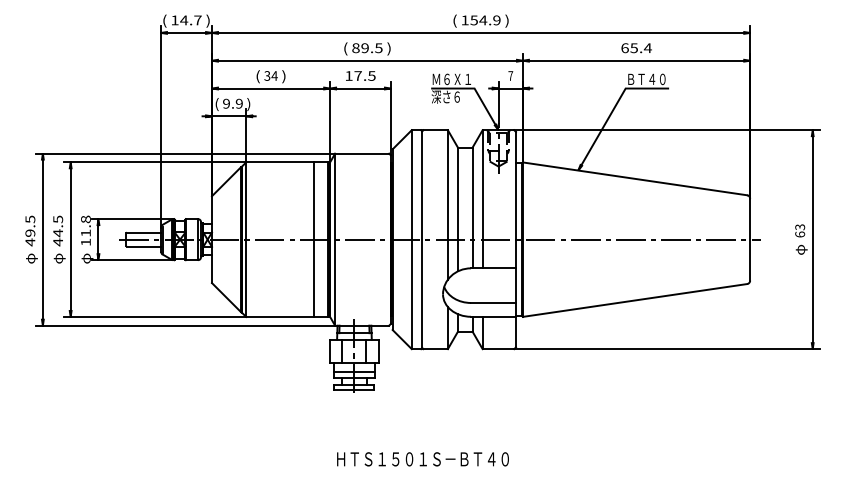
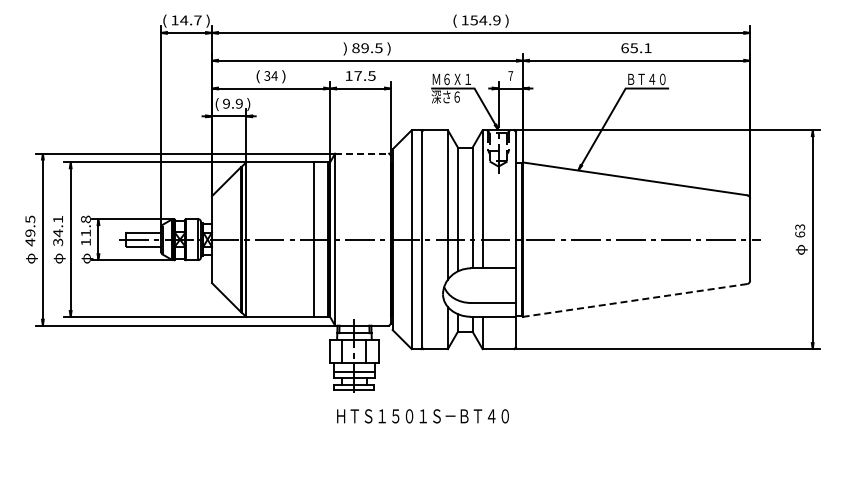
text: 65.4 -> 65.1 (647, 47)
text: ( -> ) (345, 48)
line: solid -> dashed (362, 153)
text: 44.5 -> 34.1 (58, 230)
line: solid -> dashed (634, 300)
text position: (422, 459) -> (422, 416) (422, 416)
